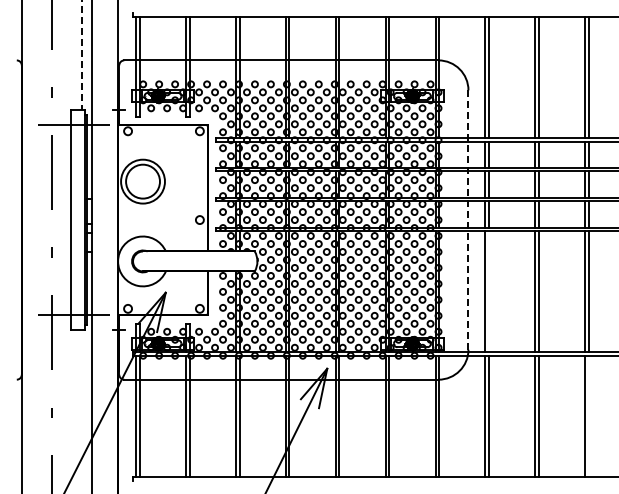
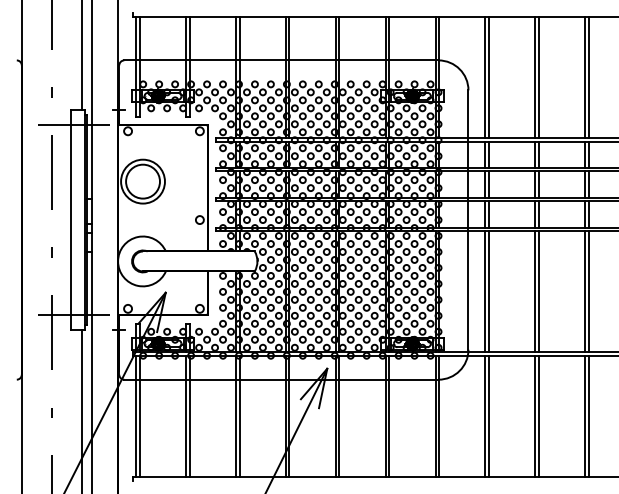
line: dashed -> solid (82, 55)
line: dashed -> solid (468, 220)
line: none -> present (489, 291)
line: none -> present (82, 409)
line: none -> present (588, 416)
